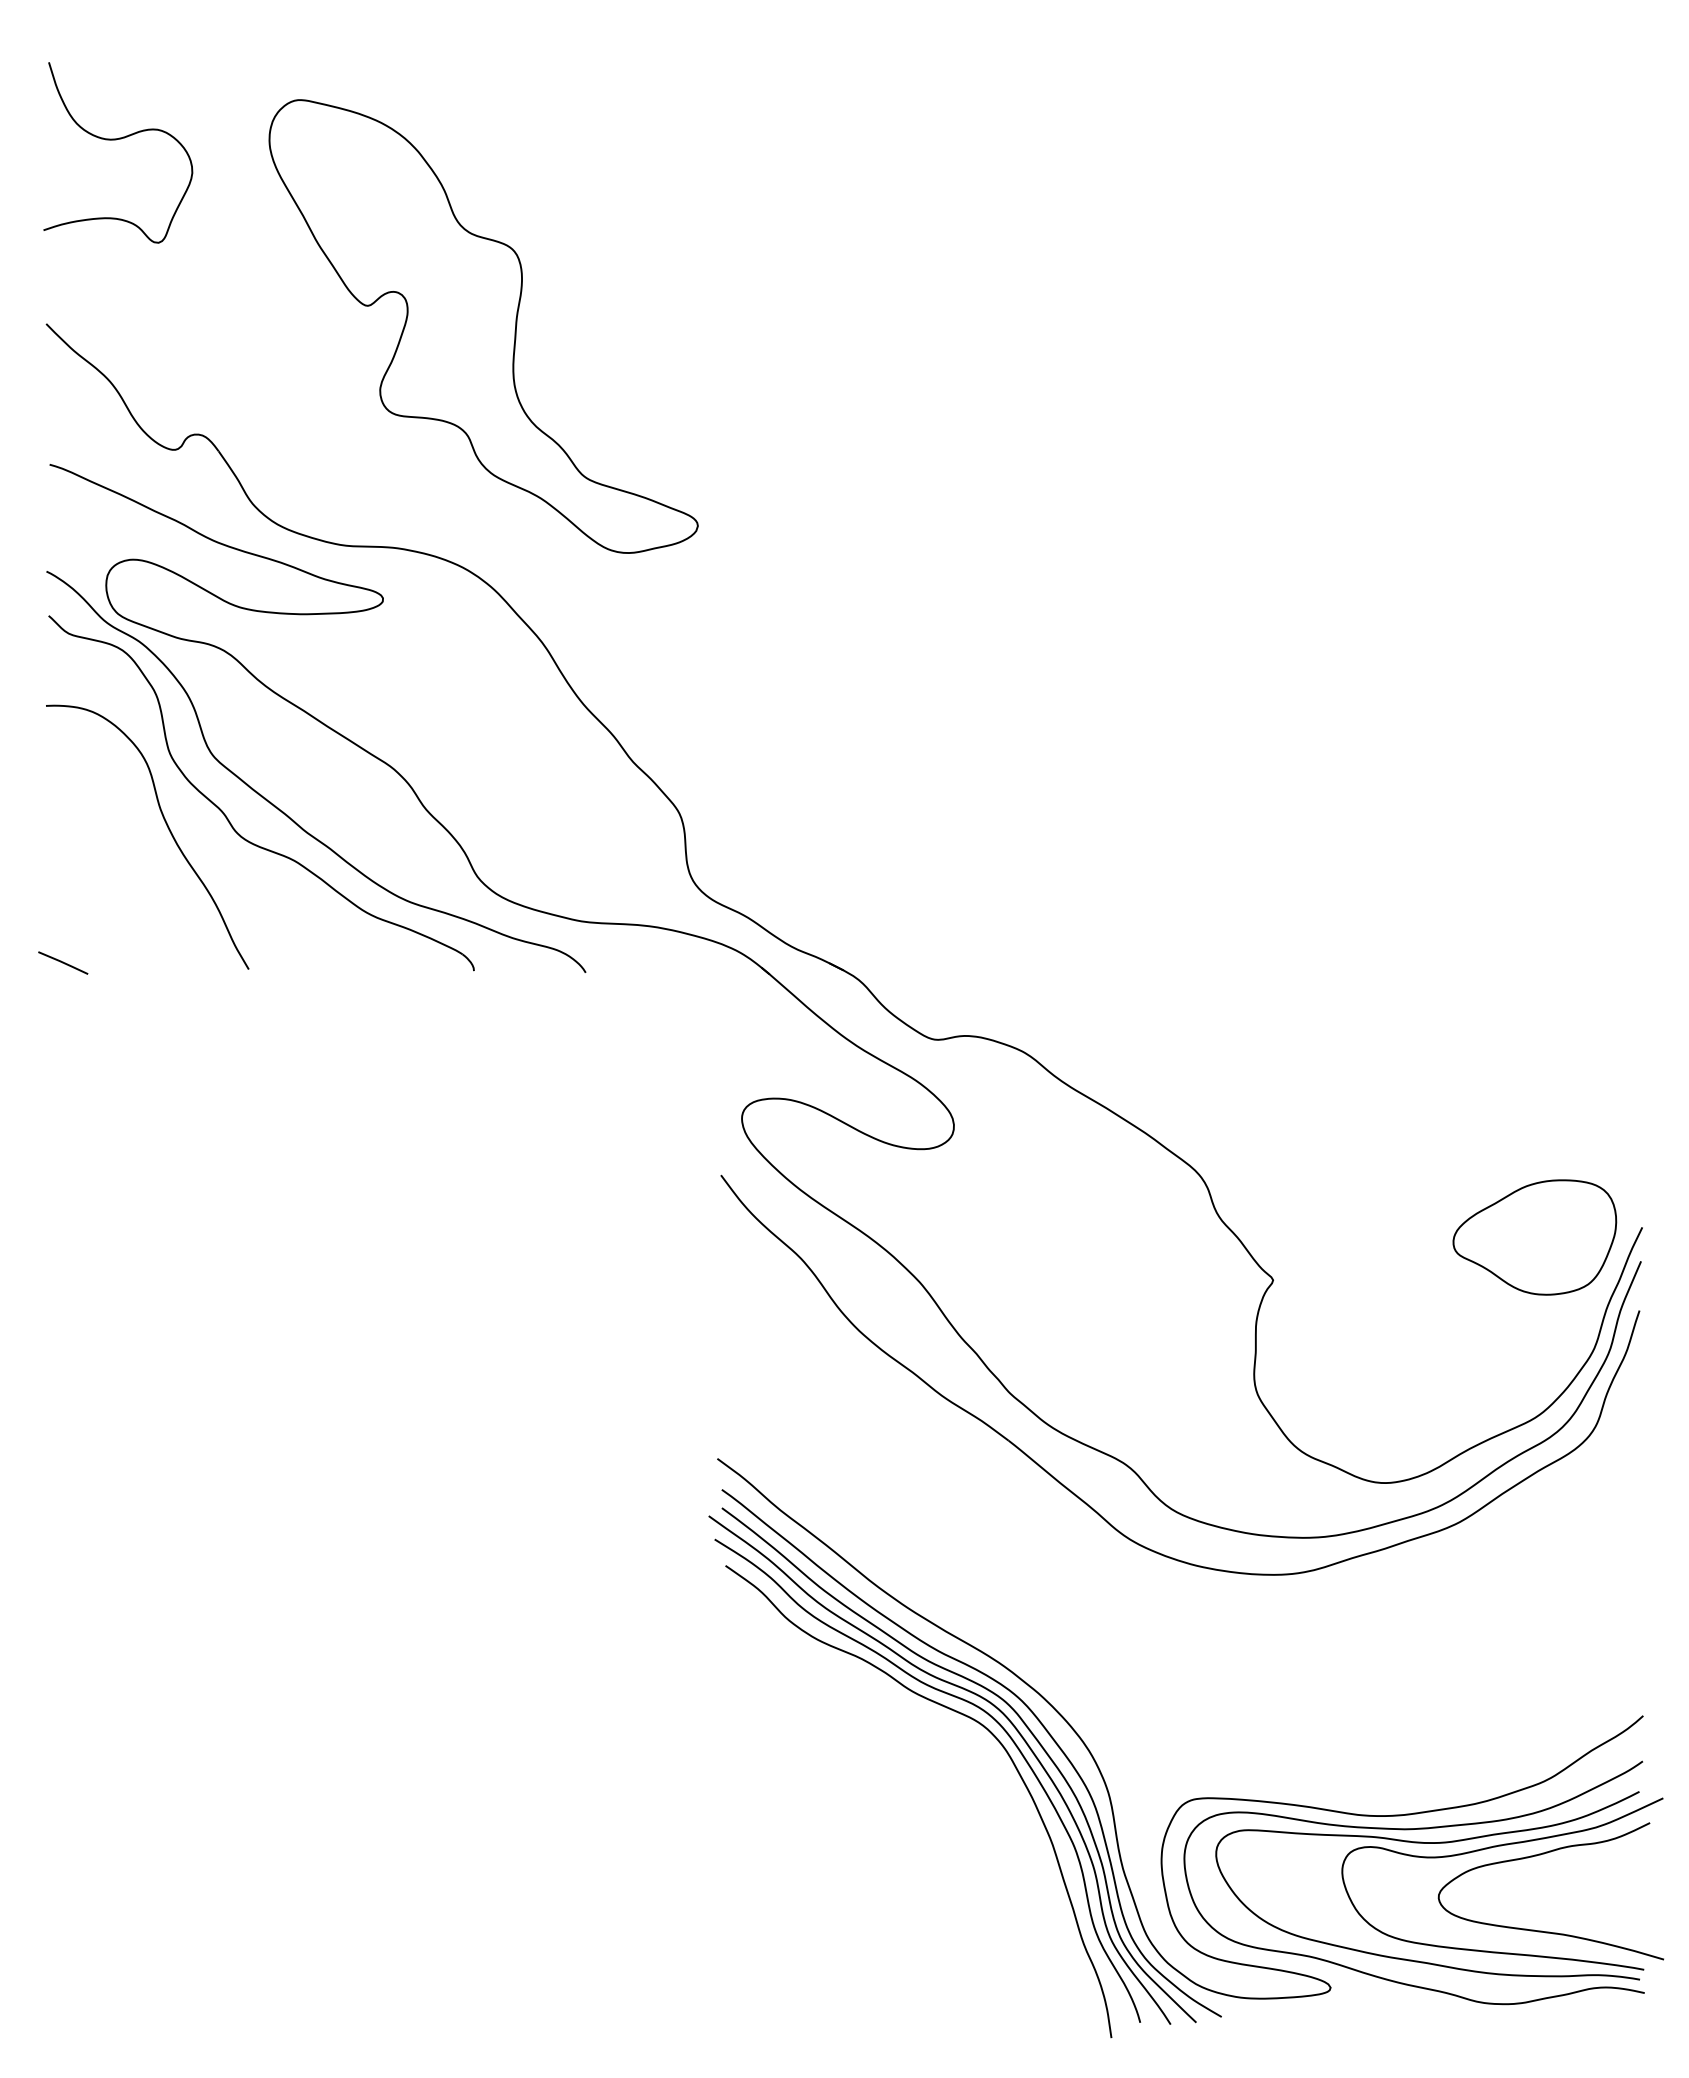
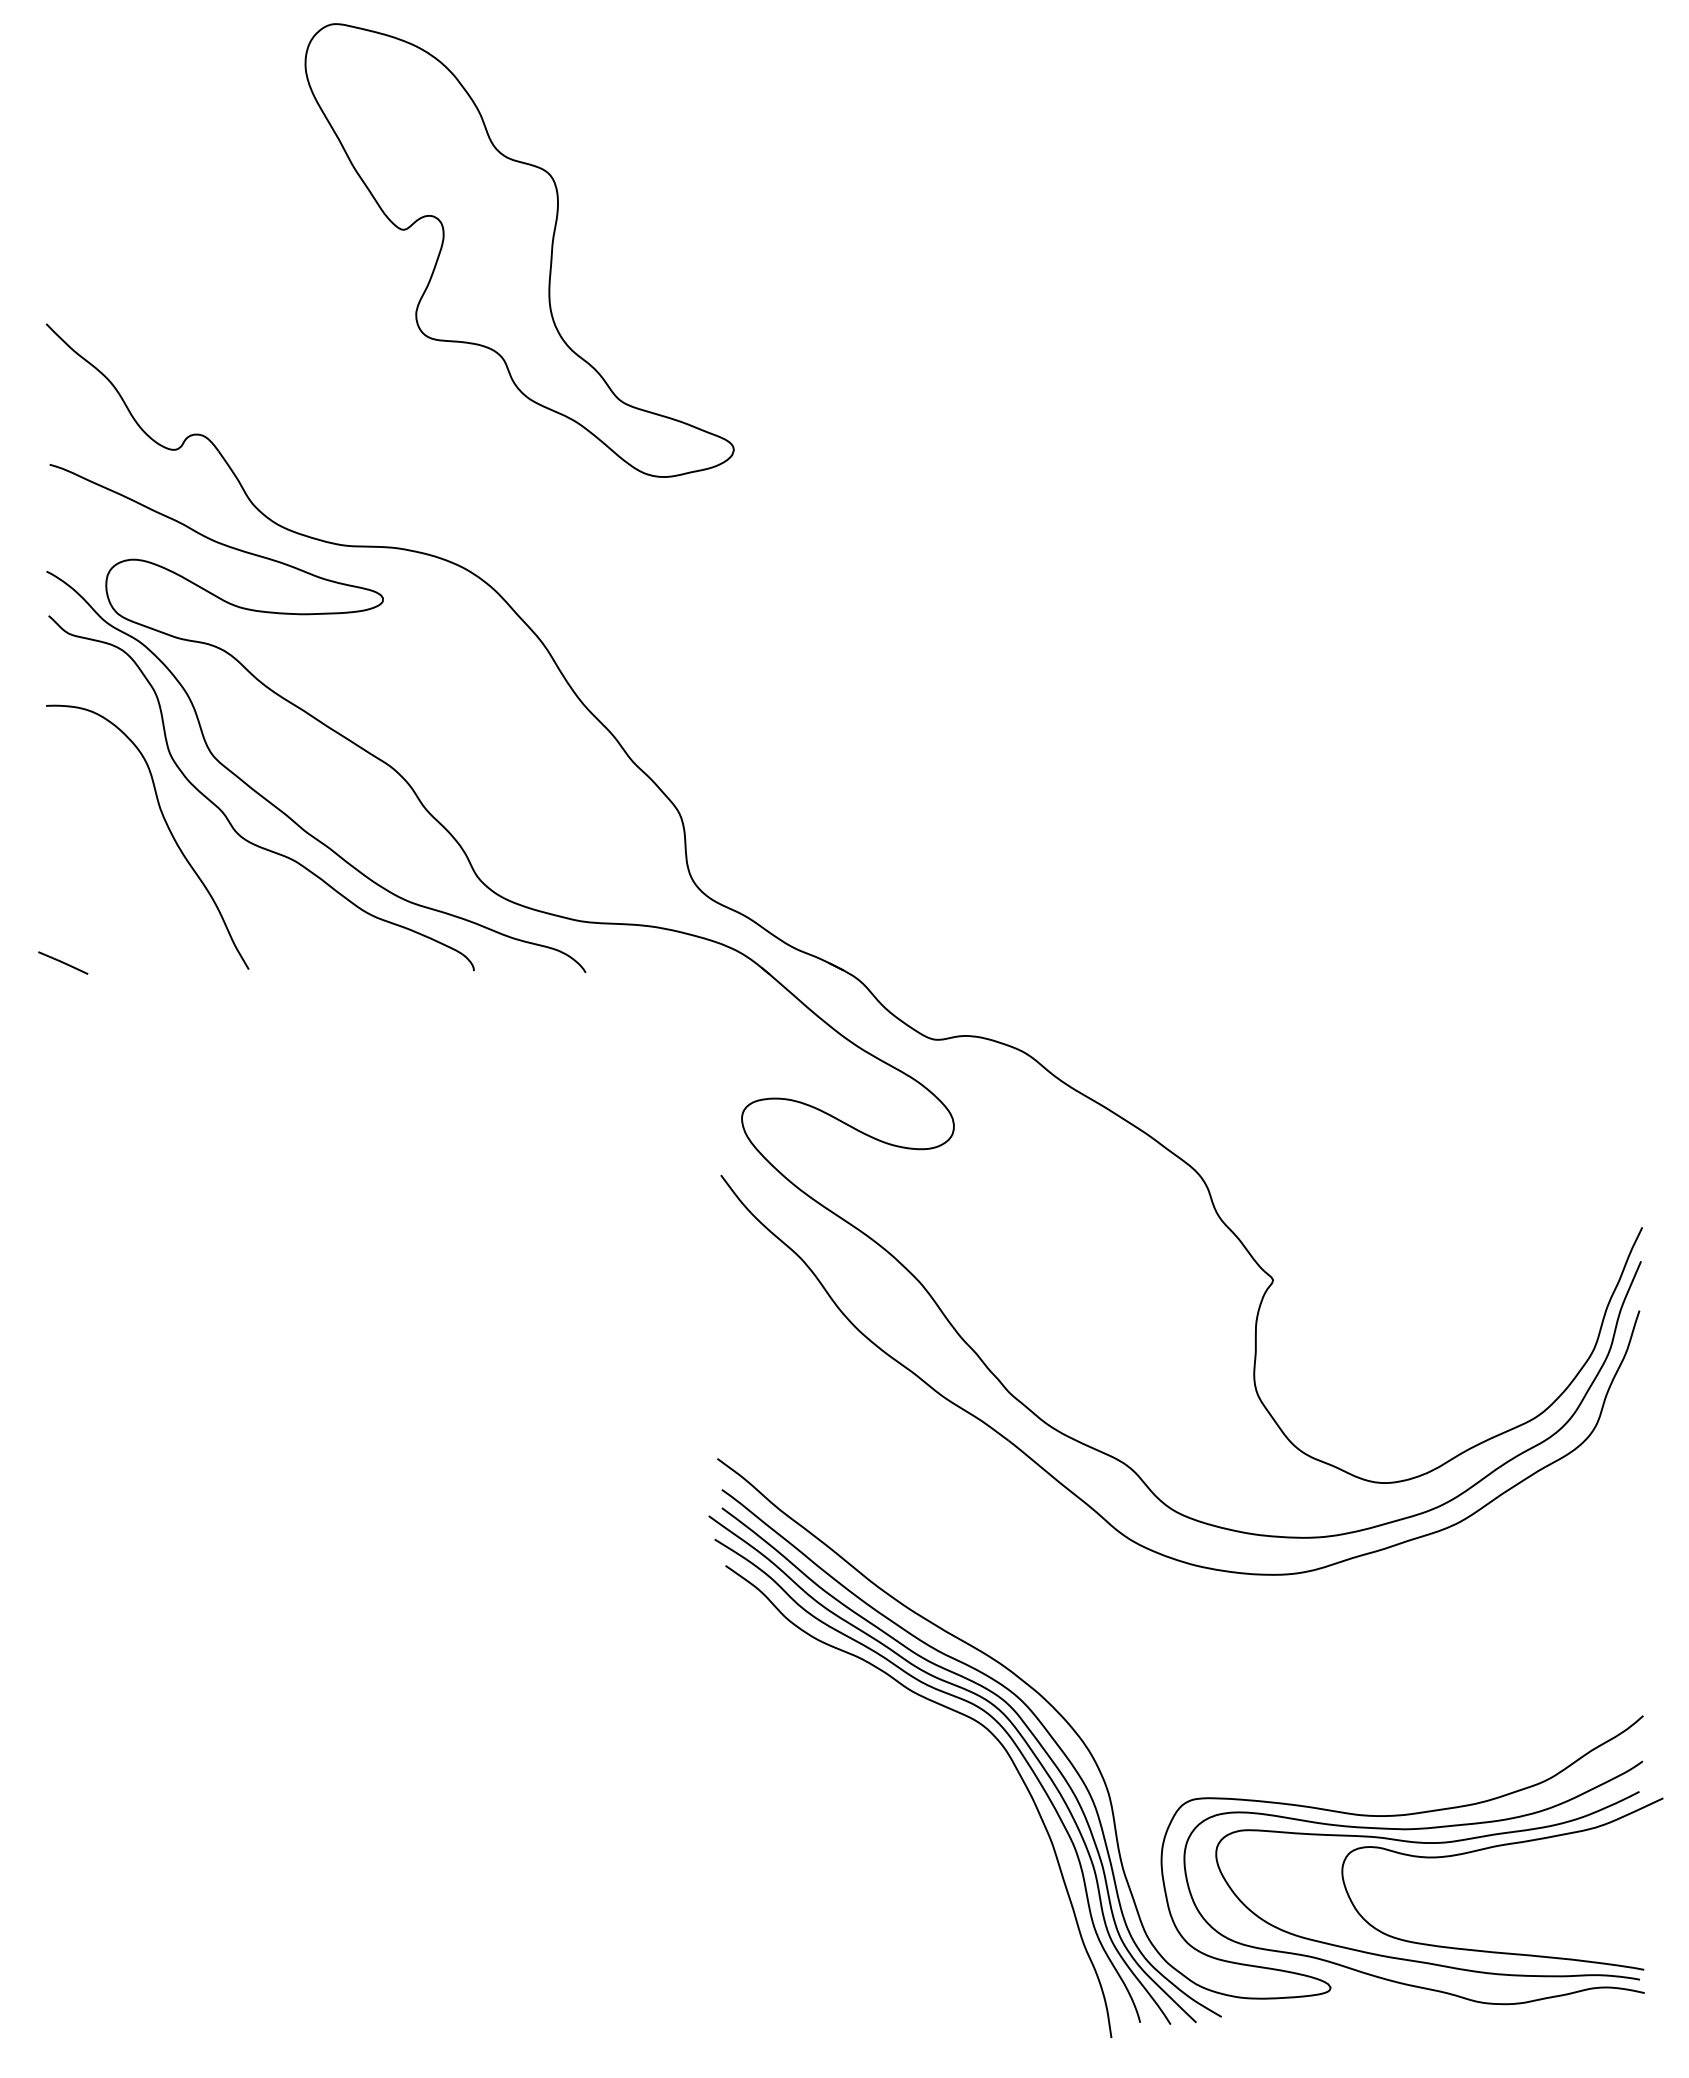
curve: present -> none (116, 140)
part position: (483, 326) -> (519, 250) (519, 250)
part: present -> none (1534, 1237)
curve: present -> none (1540, 1855)
